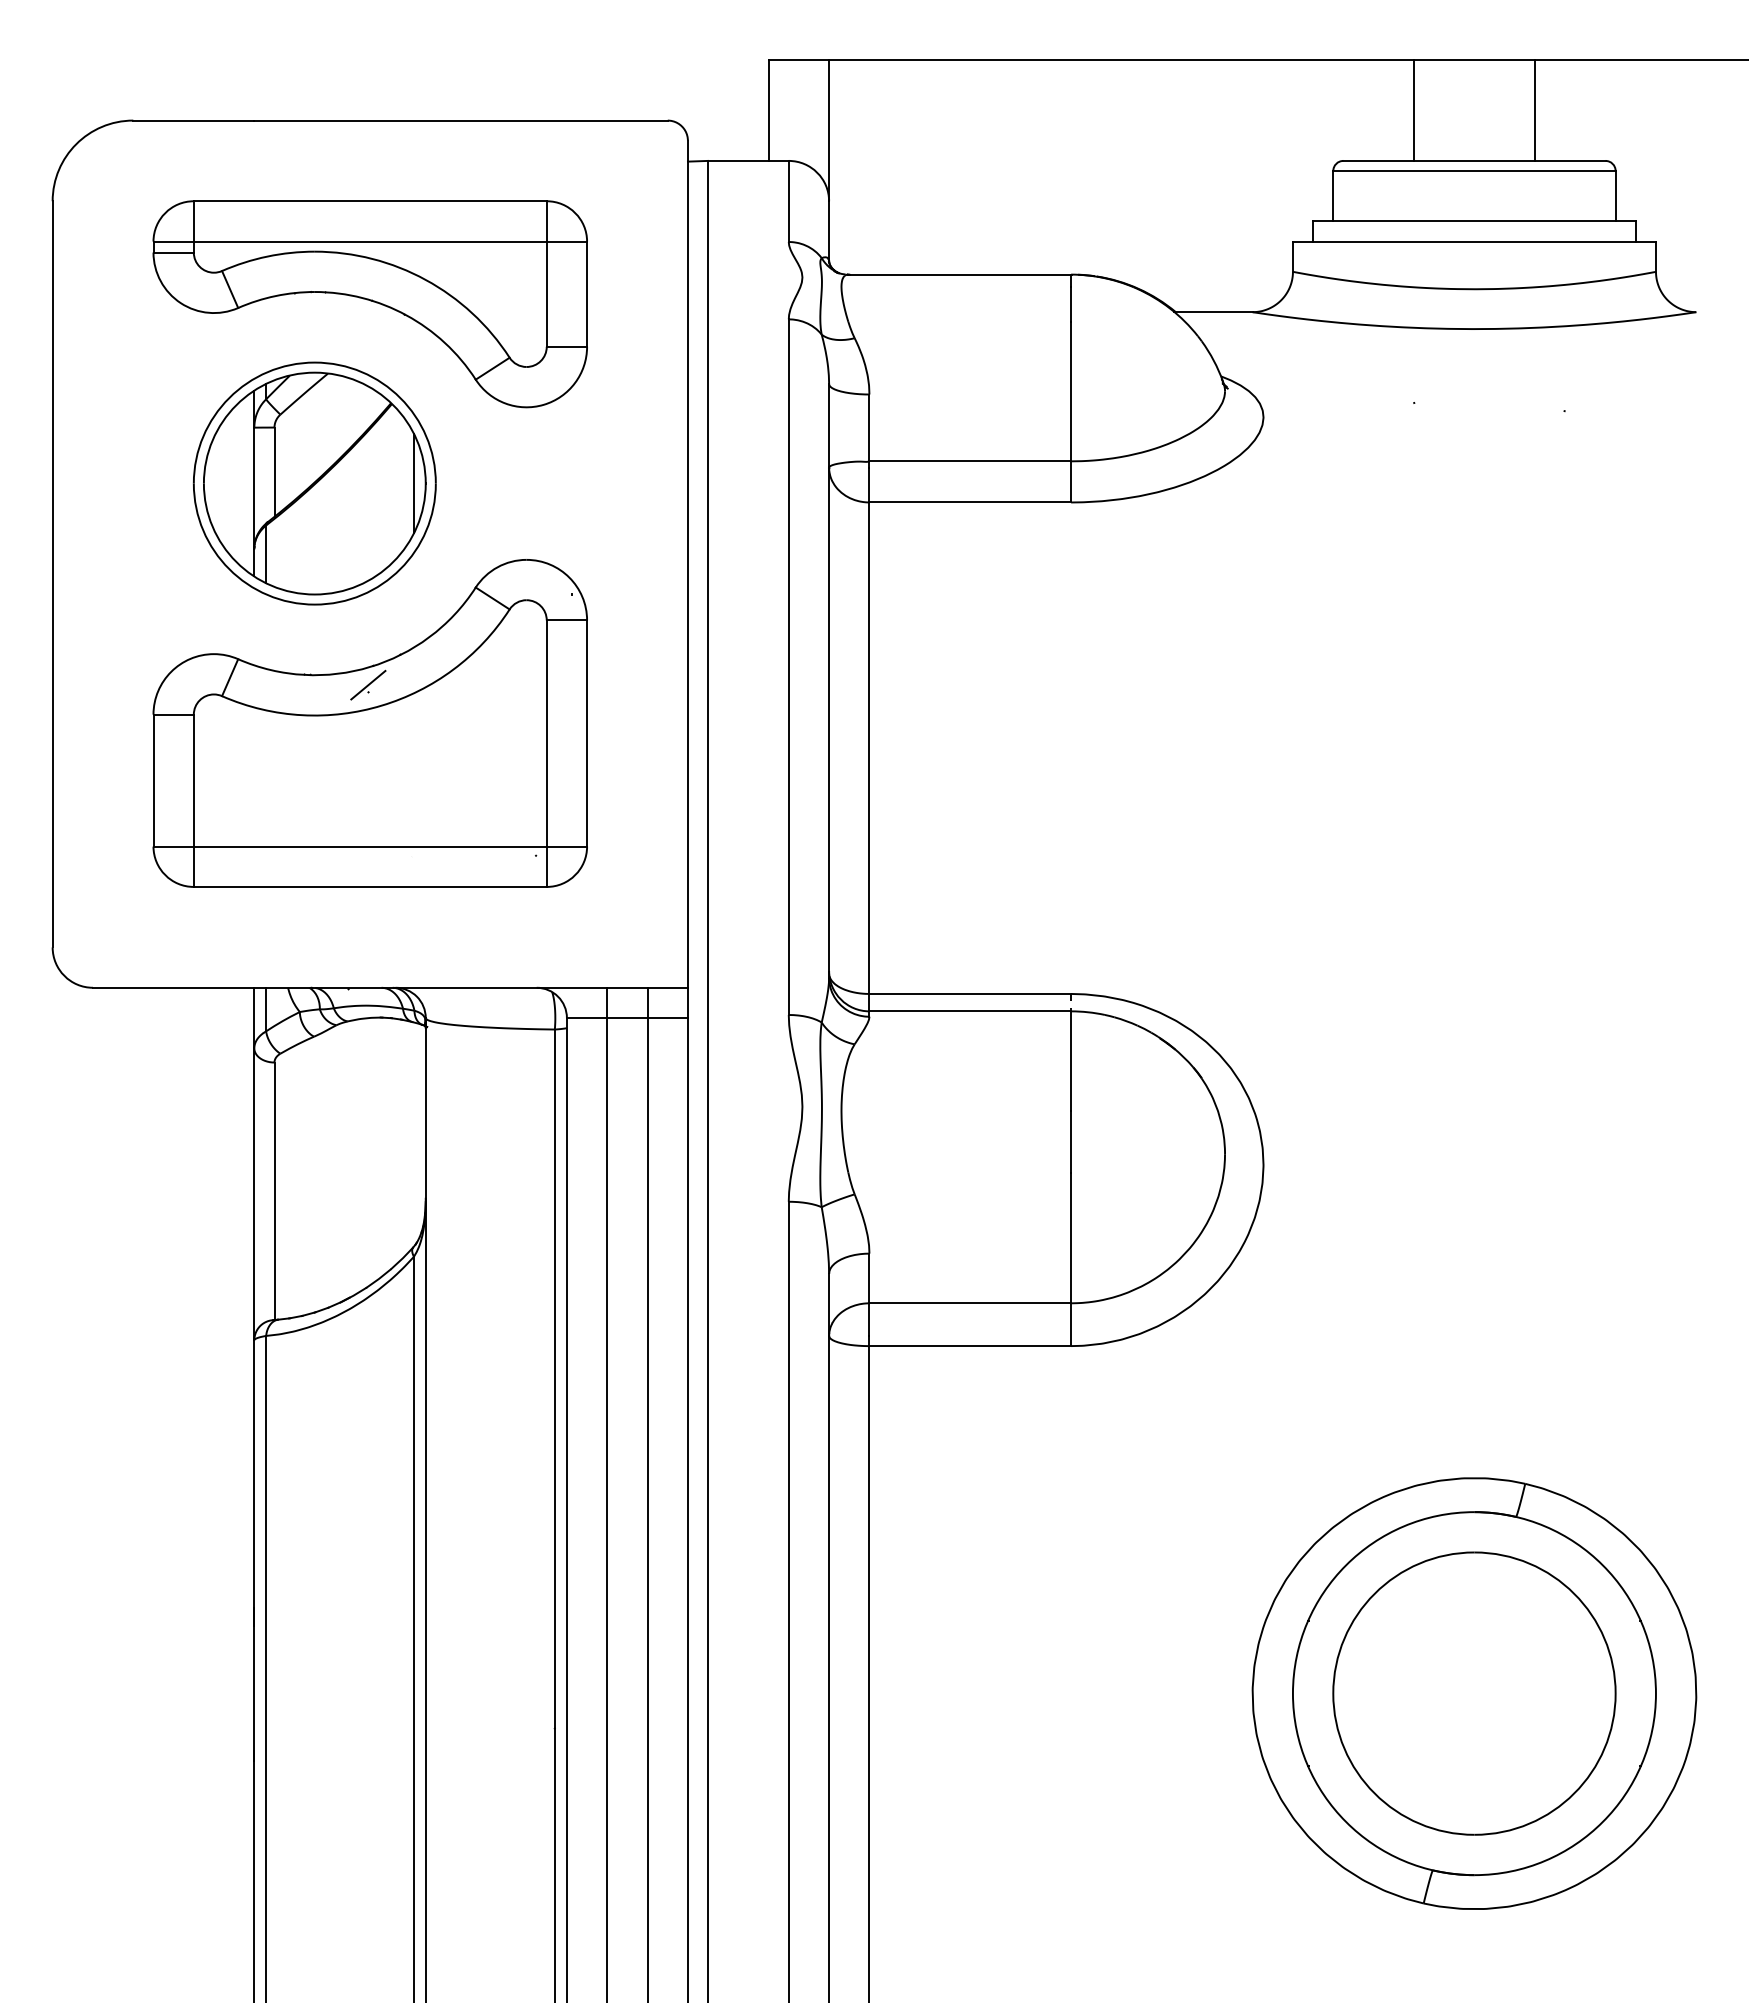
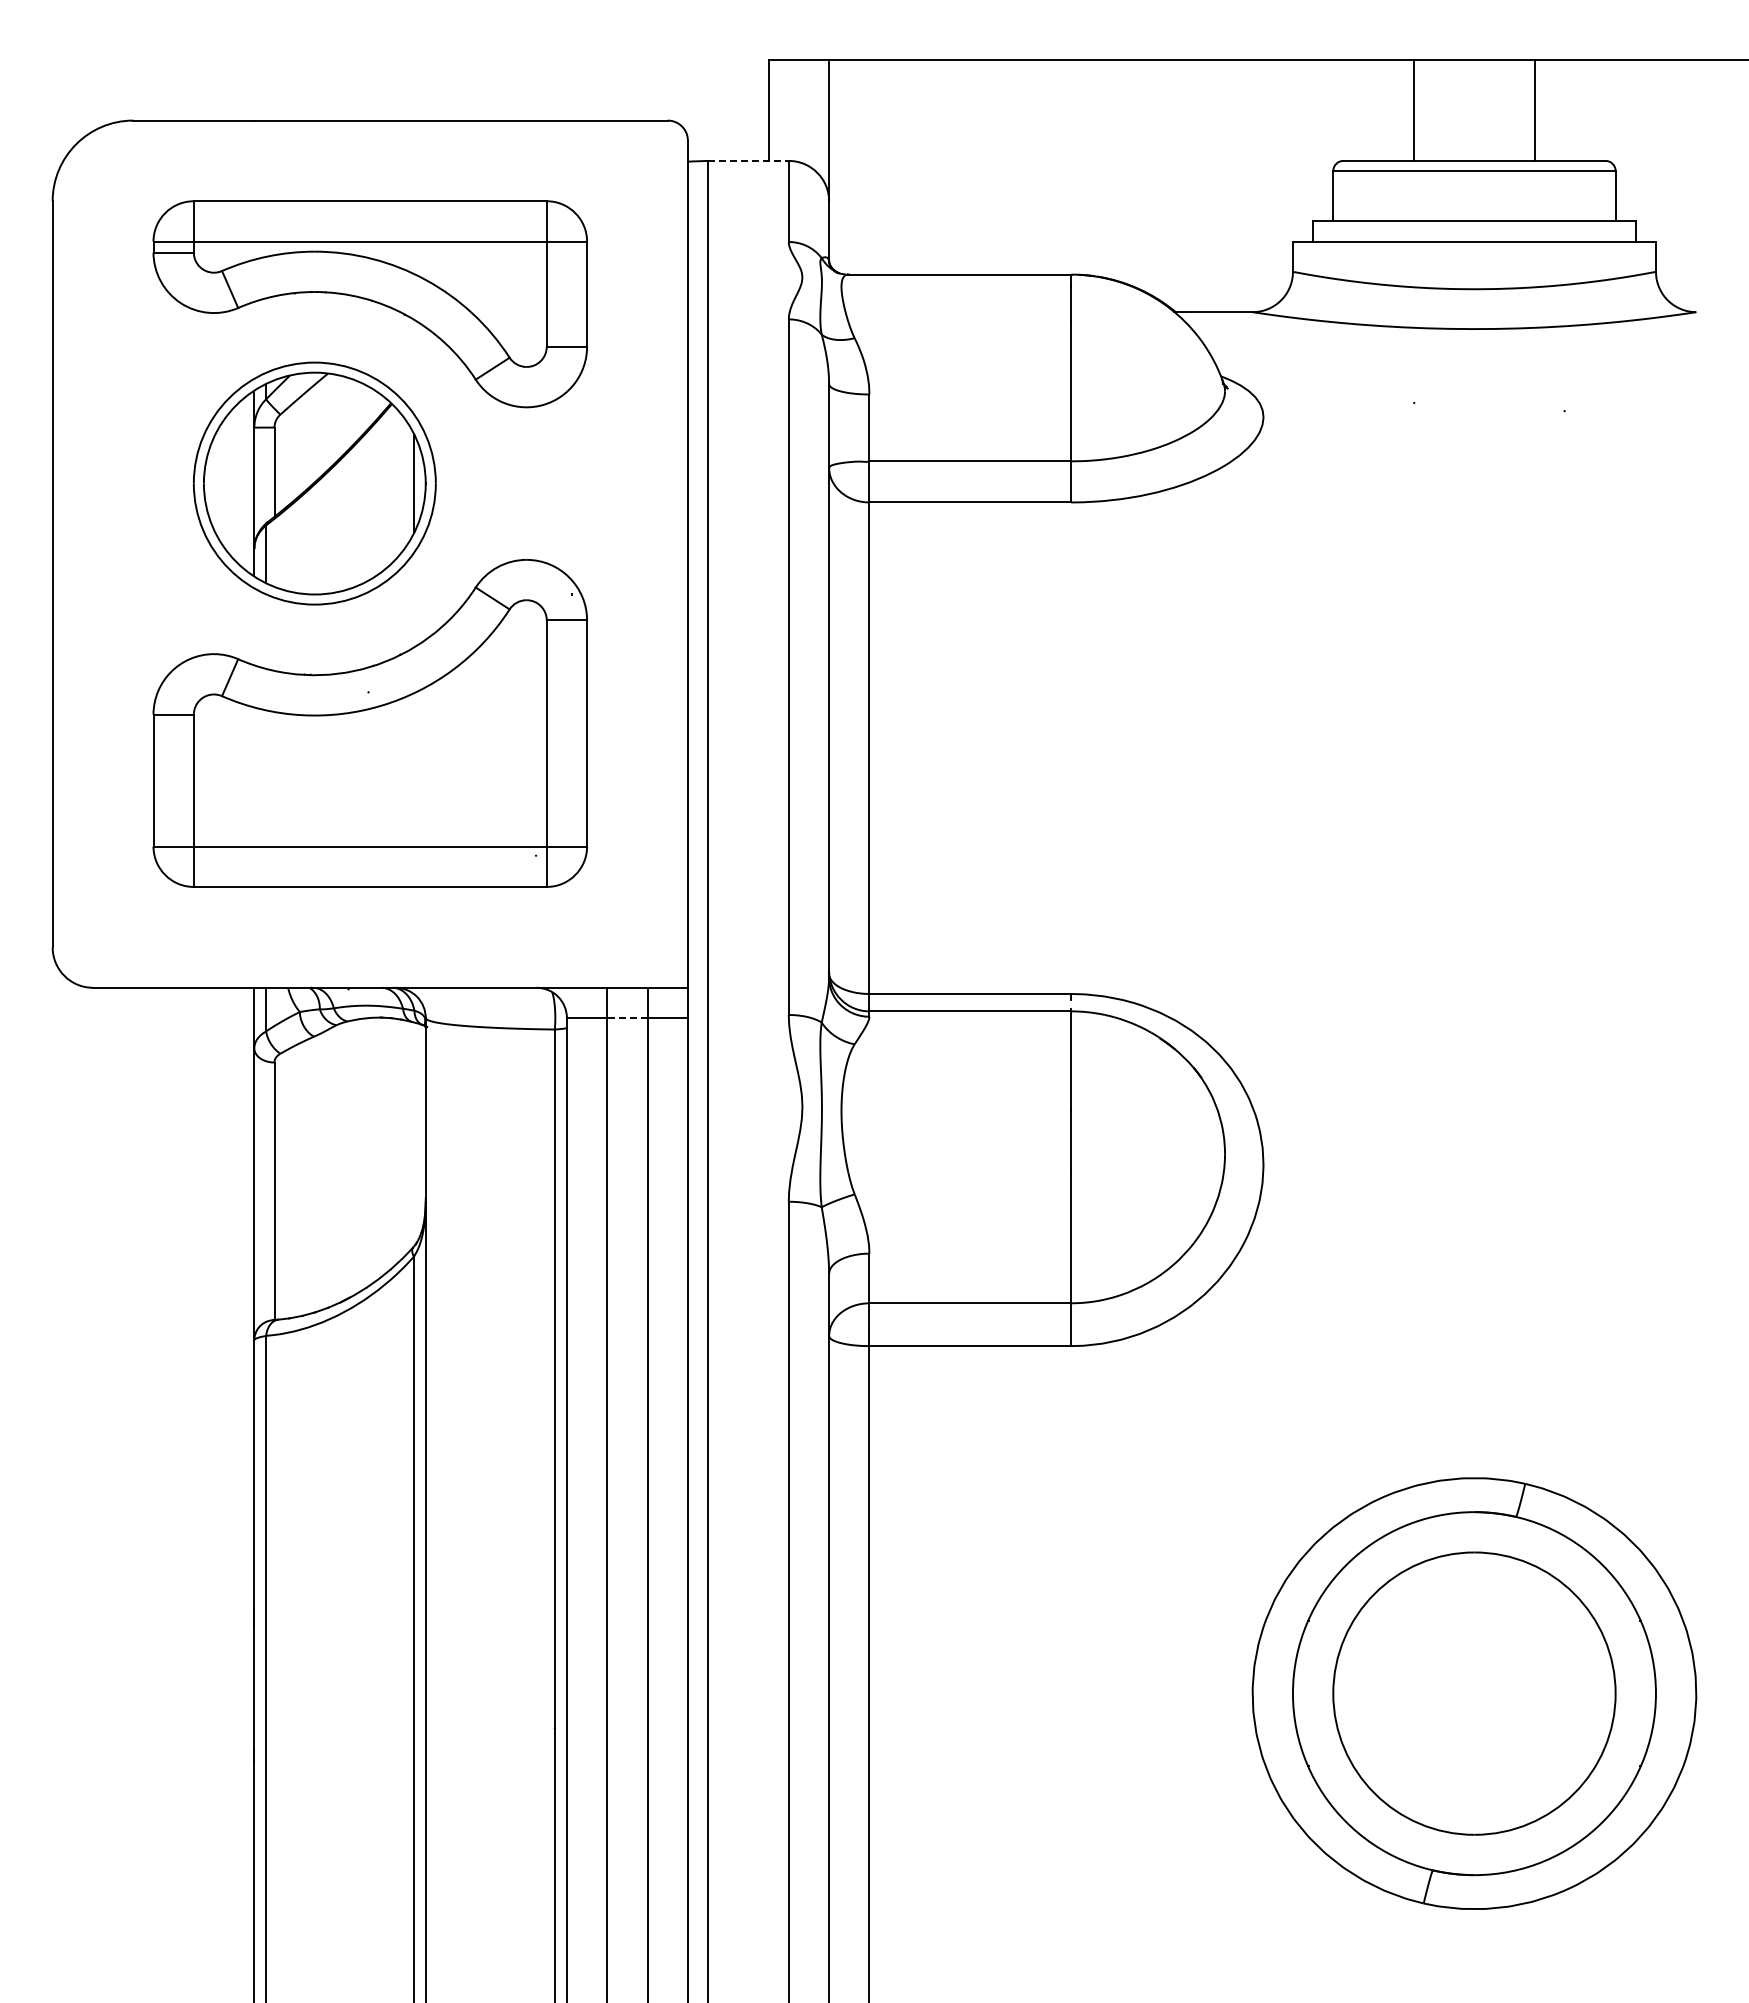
line: solid -> dashed (748, 160)
line: present -> none (368, 684)
line: solid -> dashed (626, 1018)
